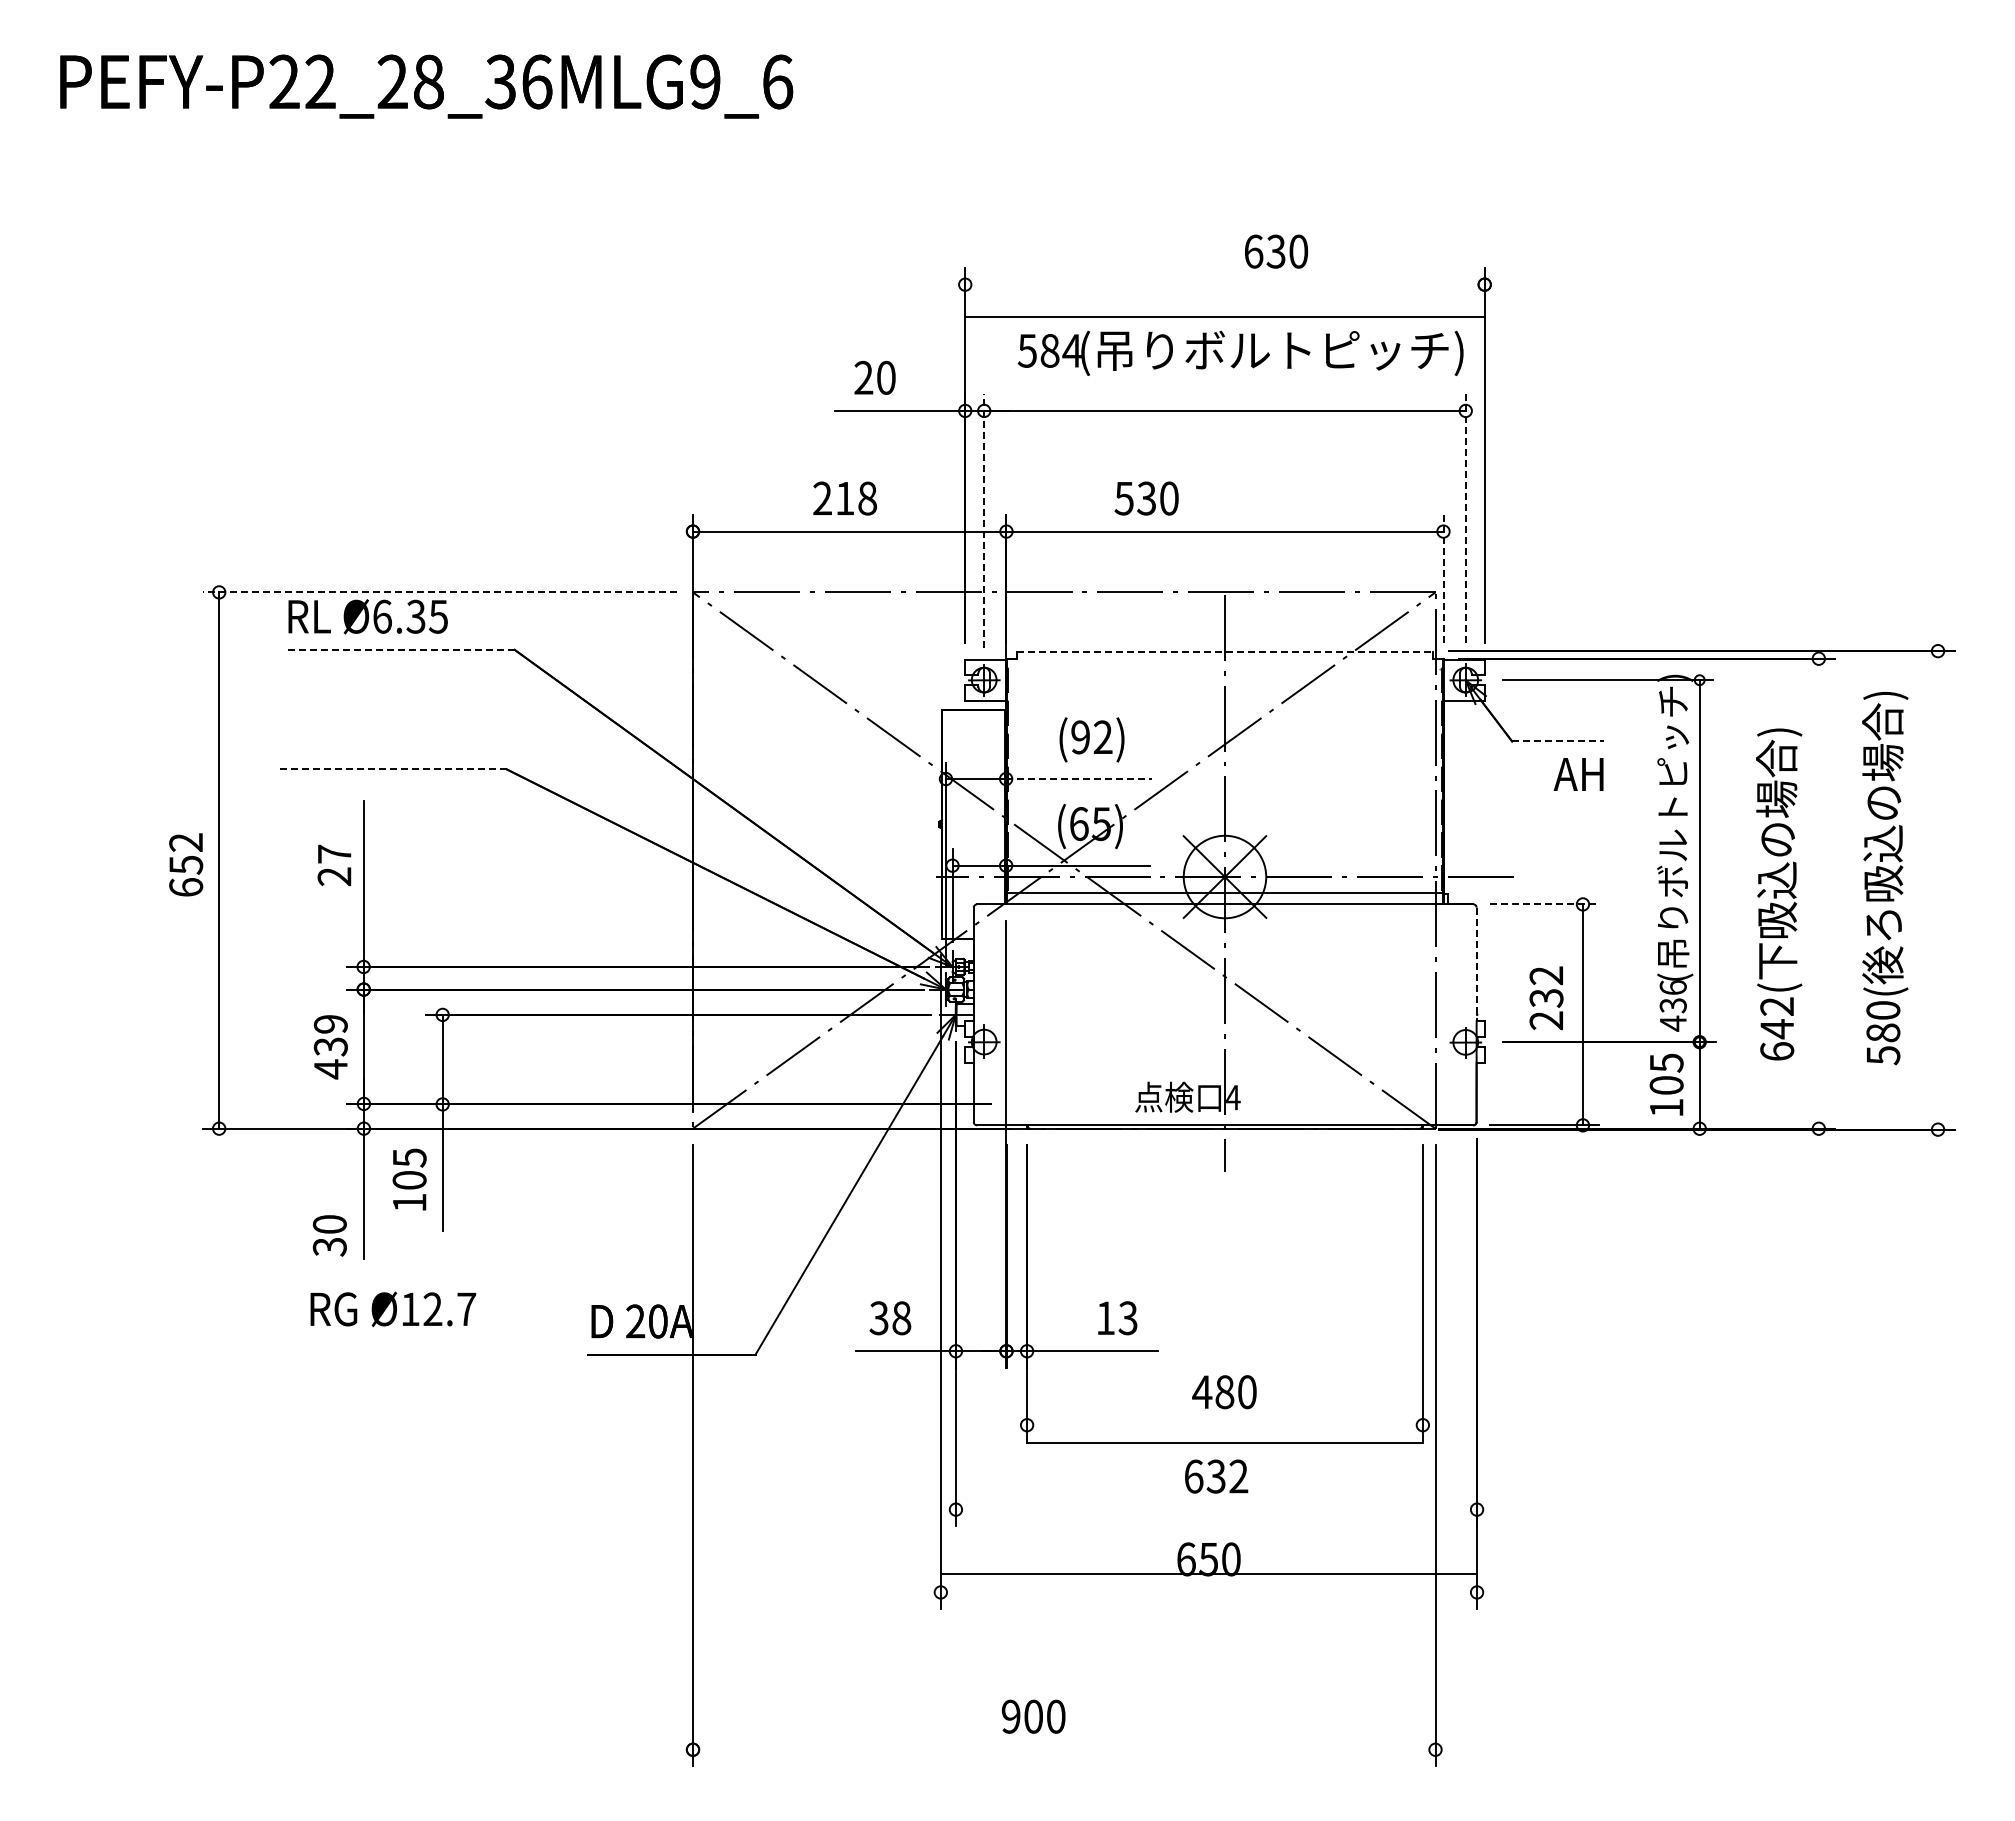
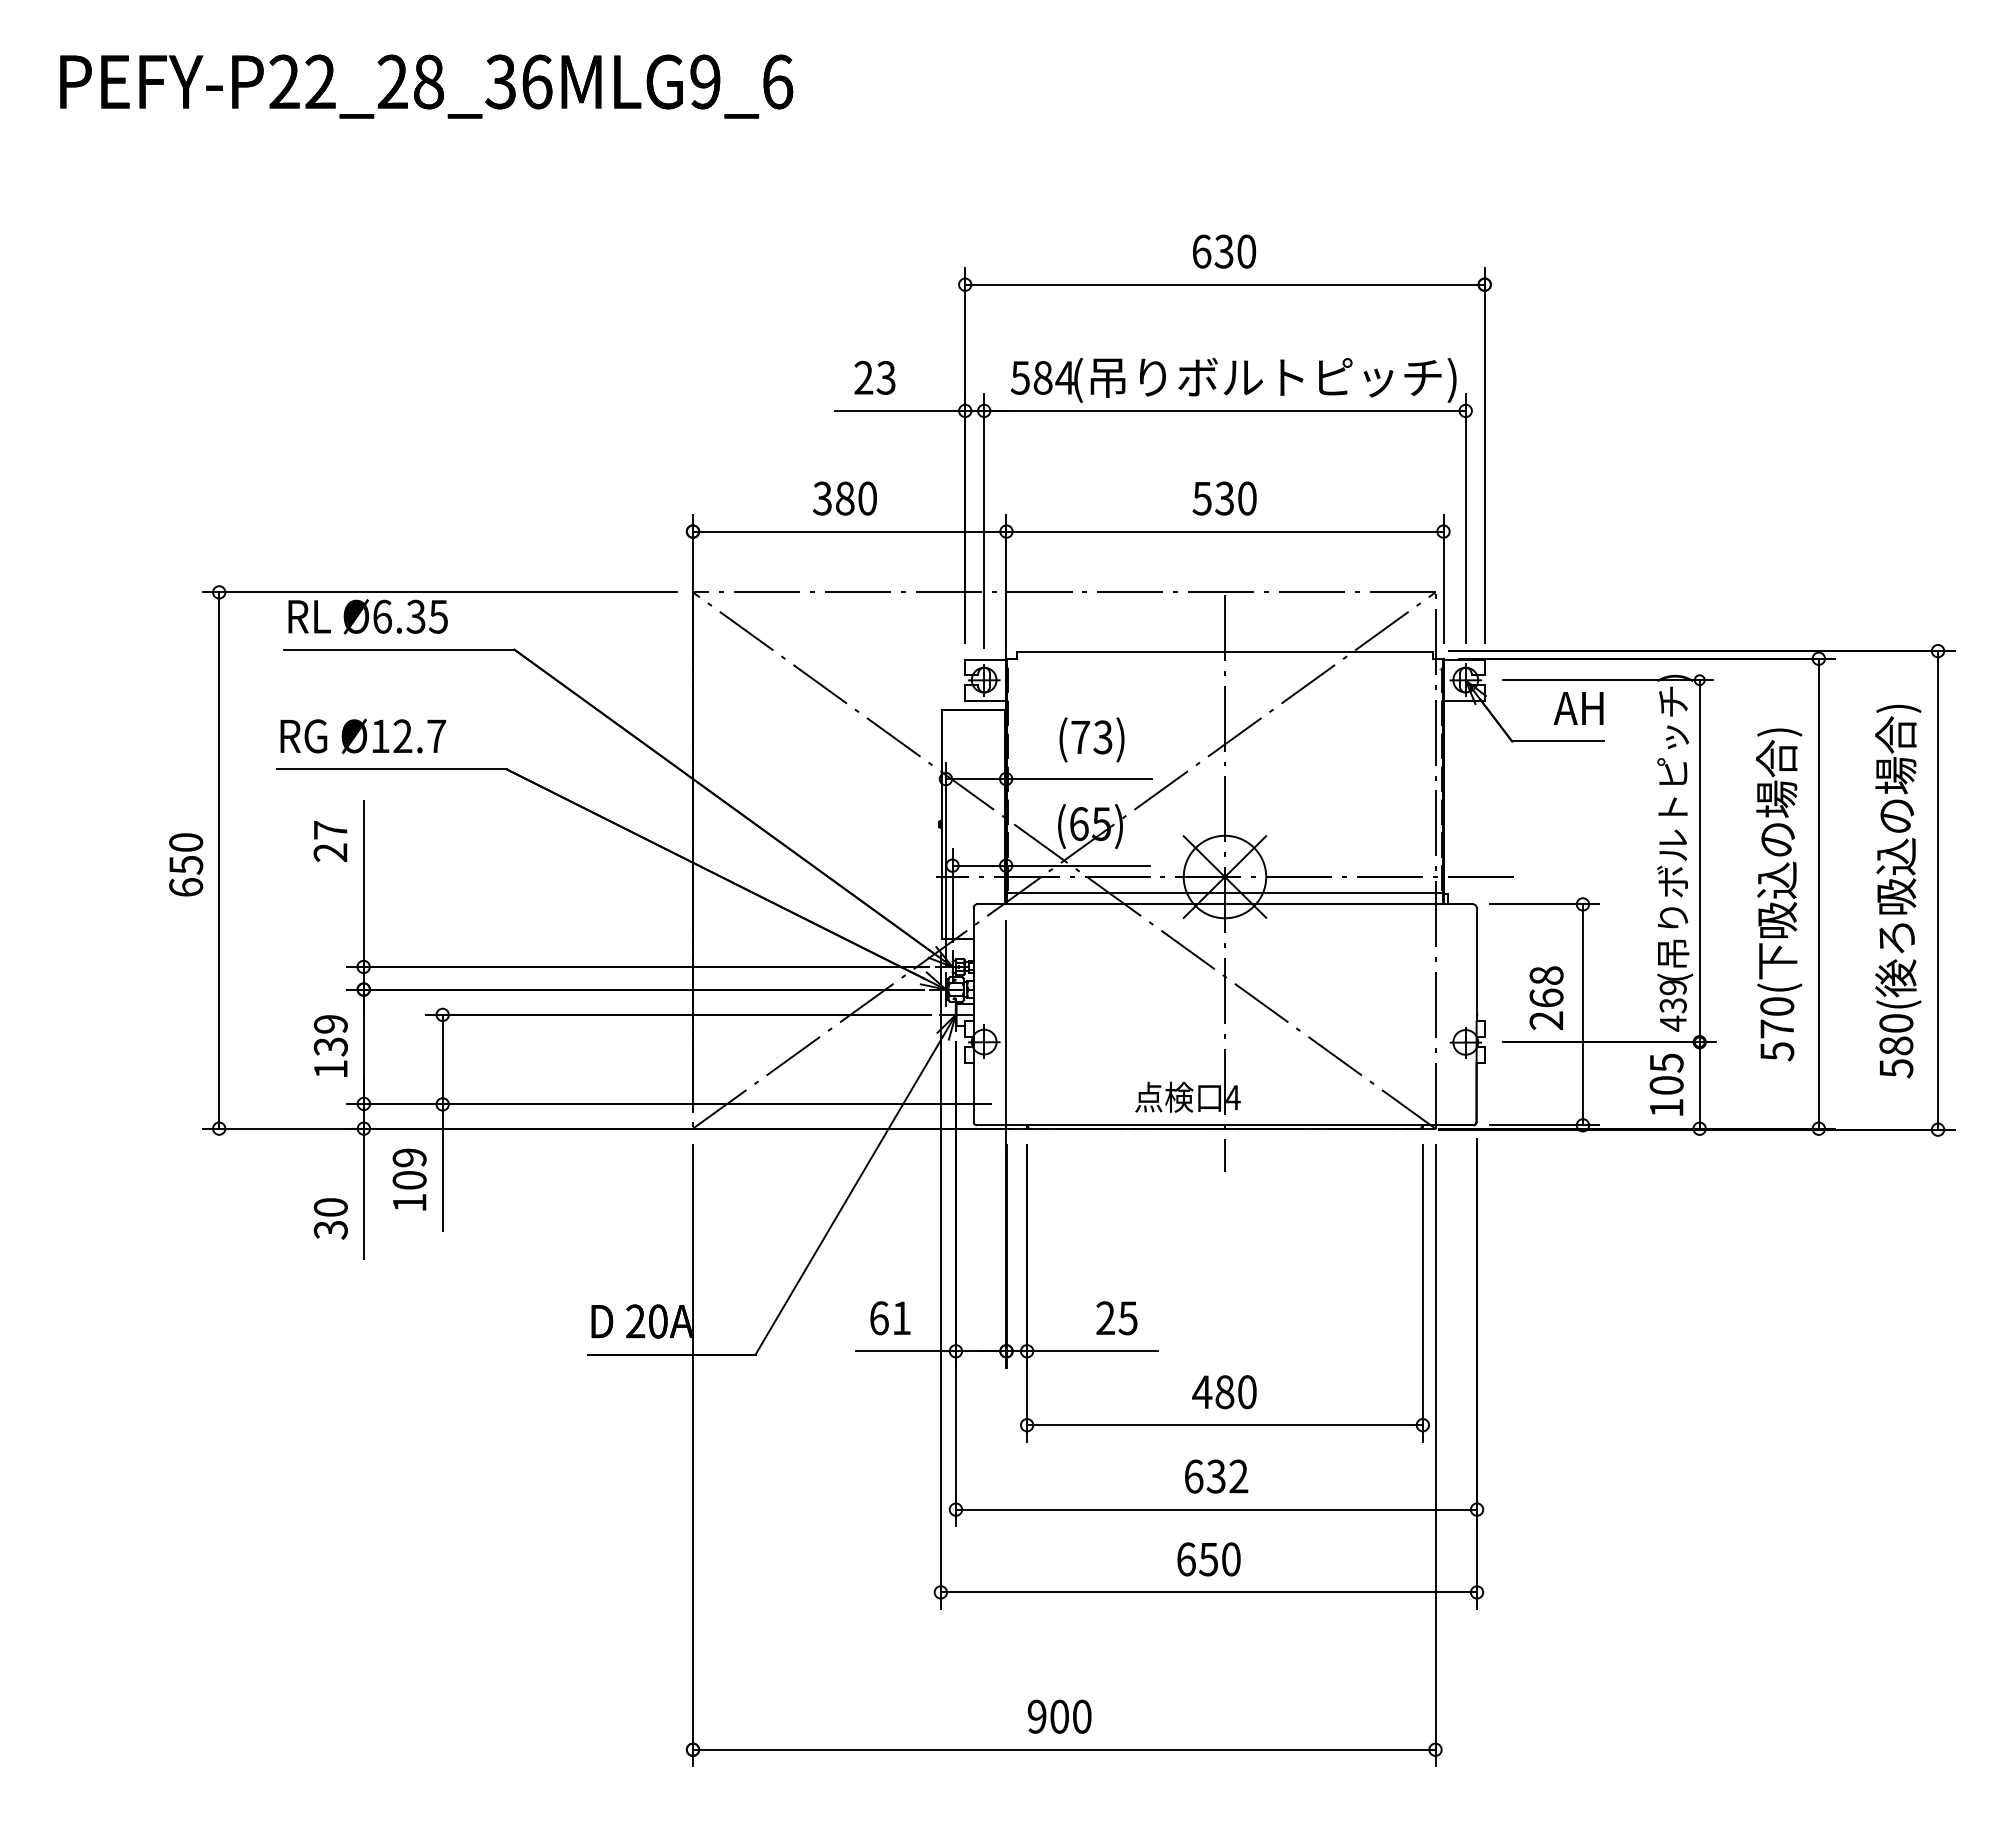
text position: (1276, 251) -> (1224, 251) (1224, 251)
line position: (1224, 316) -> (1224, 284) (1224, 284)
text position: (1240, 352) -> (1233, 379) (1233, 379)
text: 20 -> 23 (885, 377)
text: 218 -> 380 (845, 498)
text position: (1146, 498) -> (1224, 498) (1224, 498)
line: dashed -> solid (1465, 518)
line: dashed -> solid (984, 521)
line: dashed -> solid (1443, 579)
line: dashed -> solid (439, 592)
line: dashed -> solid (399, 649)
line: dashed -> solid (1225, 652)
text: (92) -> (73) (1091, 737)
line: dashed -> solid (1558, 741)
line: dashed -> solid (391, 769)
text position: (1578, 774) -> (1578, 708) (1578, 708)
line: dashed -> solid (1078, 779)
text: 652 -> 650 (186, 842)
text position: (334, 864) -> (330, 840) (330, 840)
text position: (1885, 878) -> (1898, 891) (1898, 891)
line: none -> present (1938, 890)
line: none -> present (1818, 893)
line: dashed -> solid (1544, 904)
line: dashed -> solid (1476, 964)
text: 232 -> 268 (1546, 986)
text: 436 -> 439 (1672, 987)
text: 642( -> 570( (1777, 1029)
text: 439 -> 139 (330, 1069)
text: 105 -> 109 (409, 1157)
text position: (329, 1235) -> (330, 1218) (330, 1218)
text position: (393, 1309) -> (363, 736) (363, 736)
text: 38 -> 61 (890, 1318)
text: 13 -> 25 (1116, 1318)
line position: (1224, 1443) -> (1224, 1425) (1224, 1425)
line: none -> present (1216, 1509)
line position: (1208, 1574) -> (1208, 1592) (1208, 1592)
text position: (1033, 1716) -> (1059, 1716) (1059, 1716)
line: none -> present (1063, 1749)
